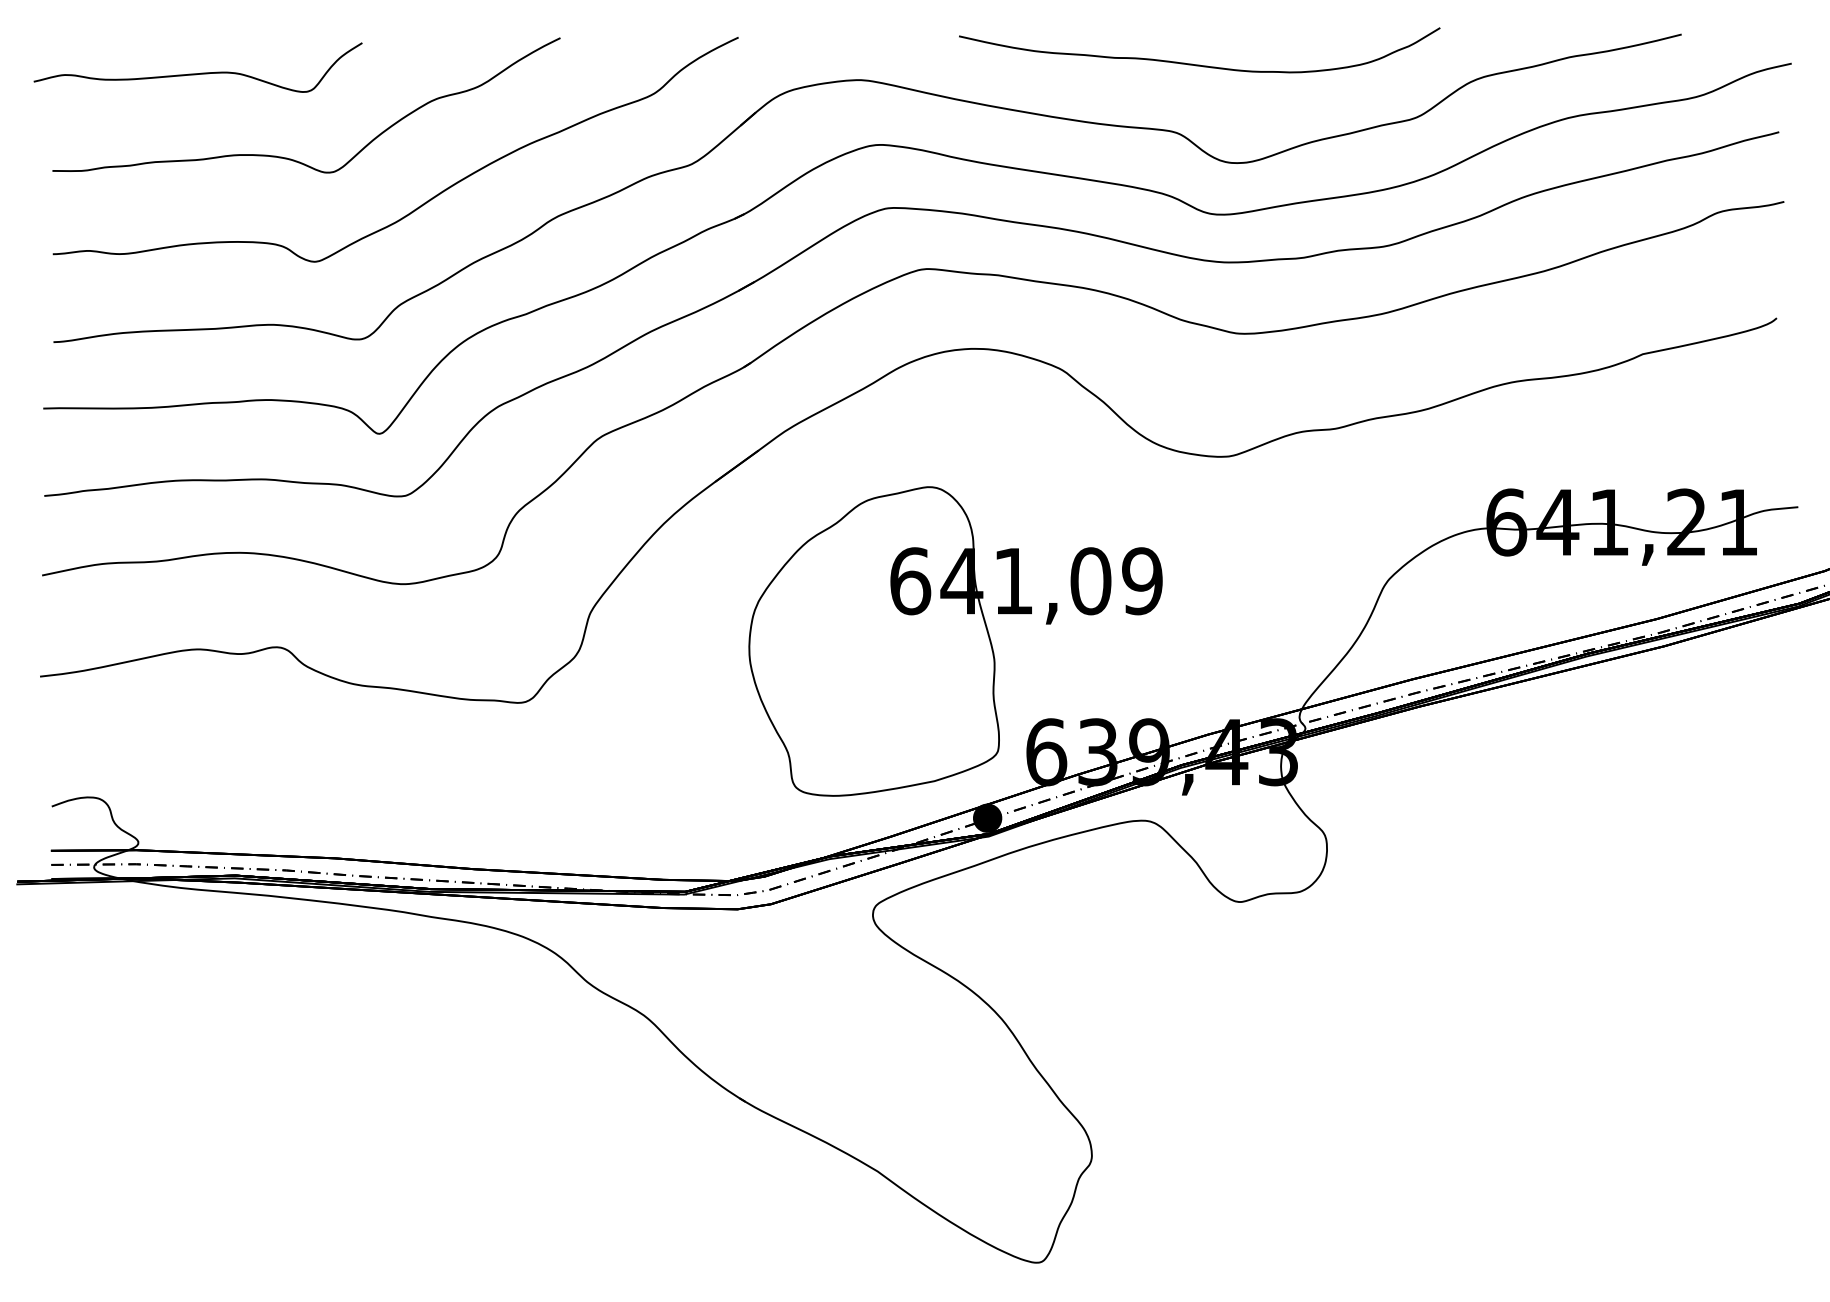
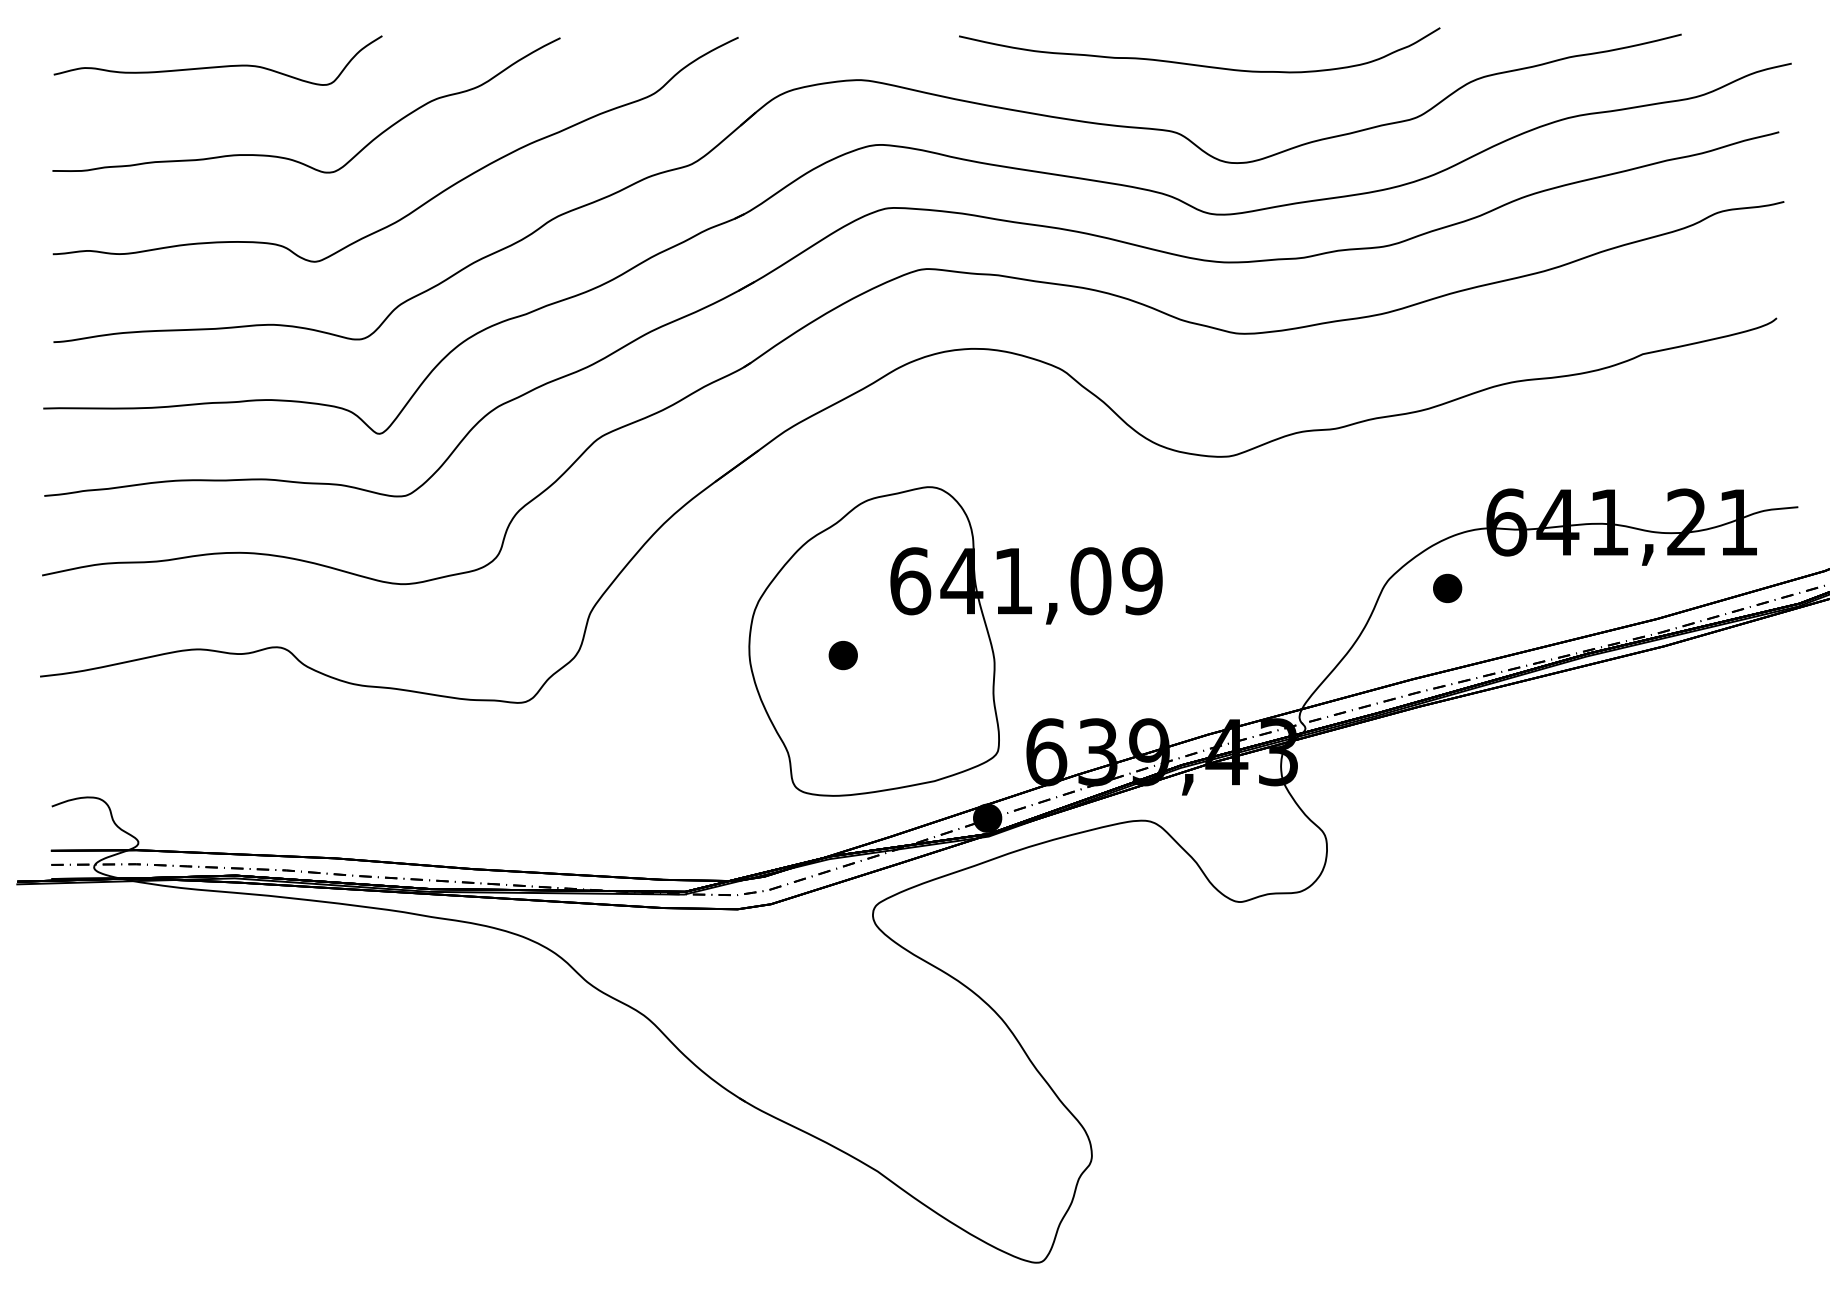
curve position: (197, 73) -> (217, 66) (217, 66)
part: none -> present (1447, 587)
part: none -> present (842, 655)
